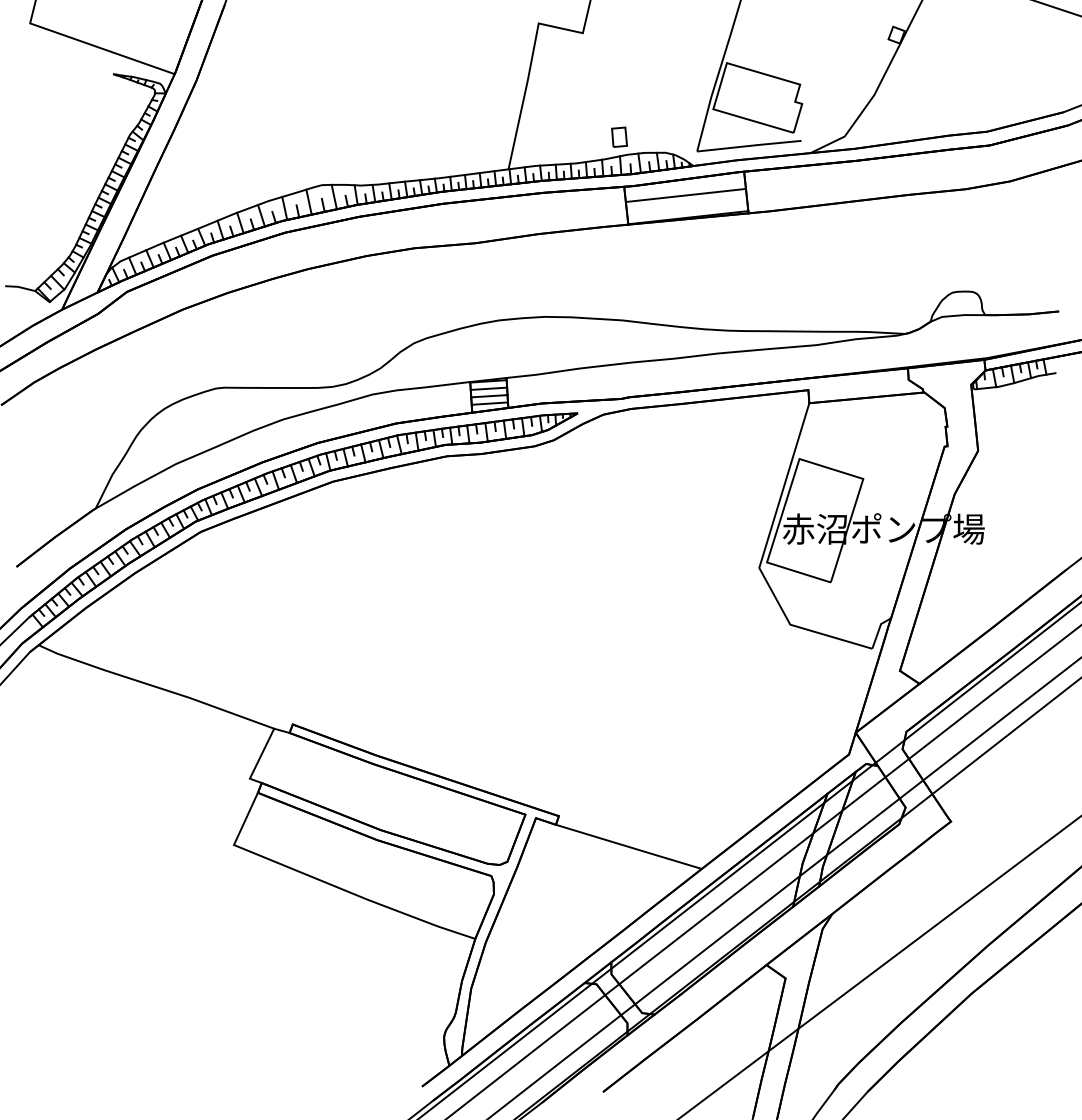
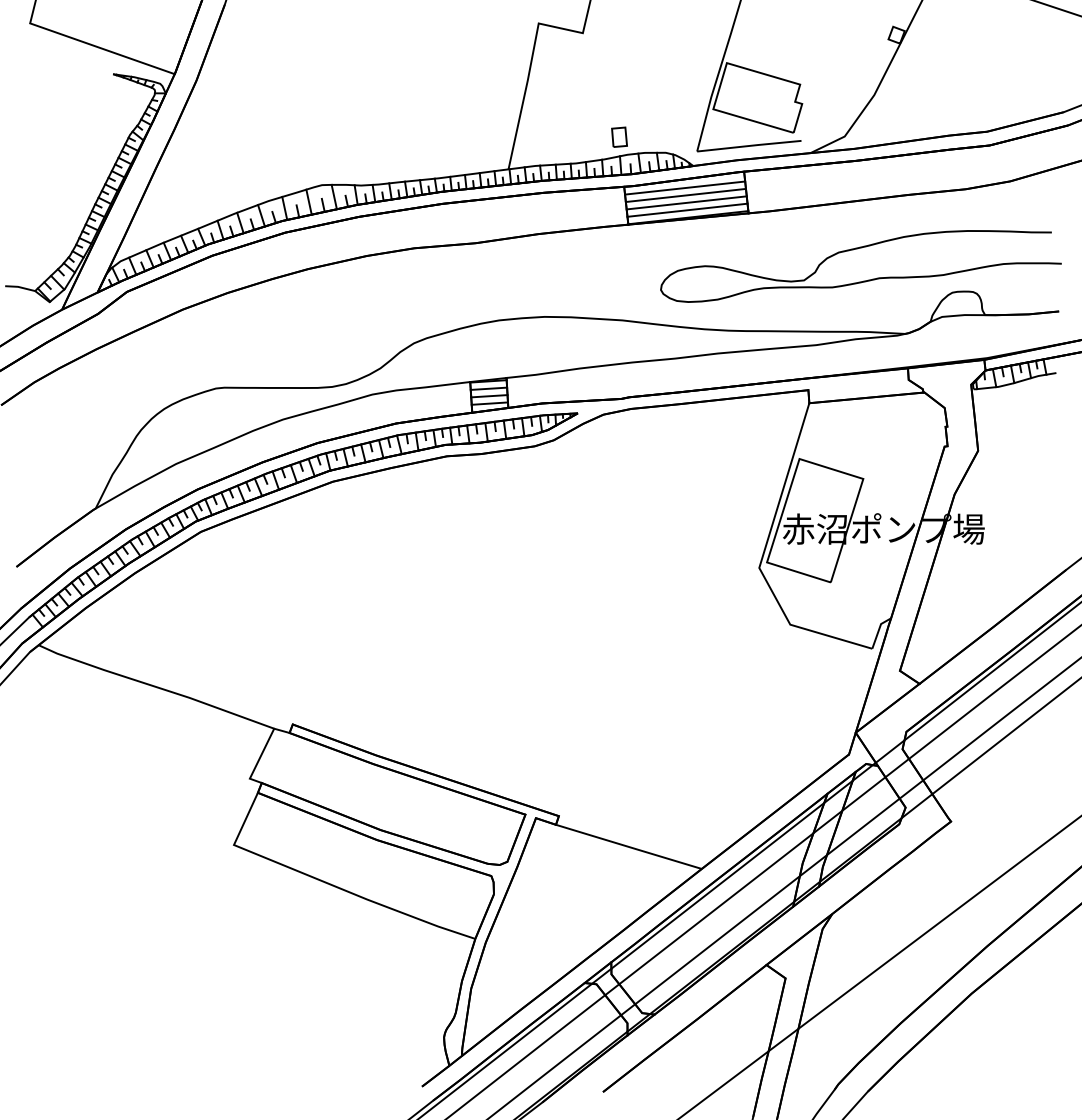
line: none -> present (685, 187)
line: none -> present (686, 202)
line: none -> present (687, 209)
curve: none -> present (863, 280)
